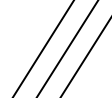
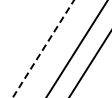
line position: (67, 48) -> (77, 48) (77, 48)
line: solid -> dashed (43, 49)
line position: (85, 57) -> (89, 64) (89, 64)
